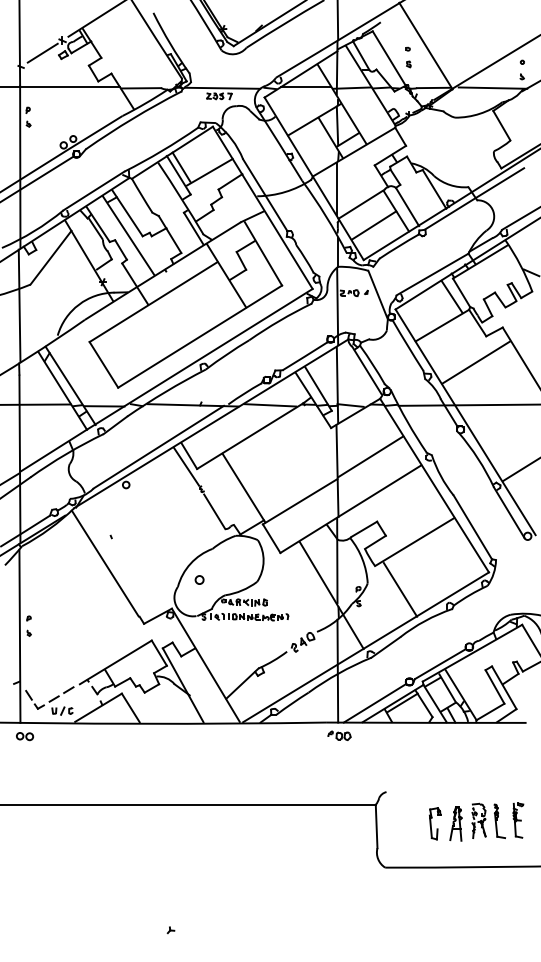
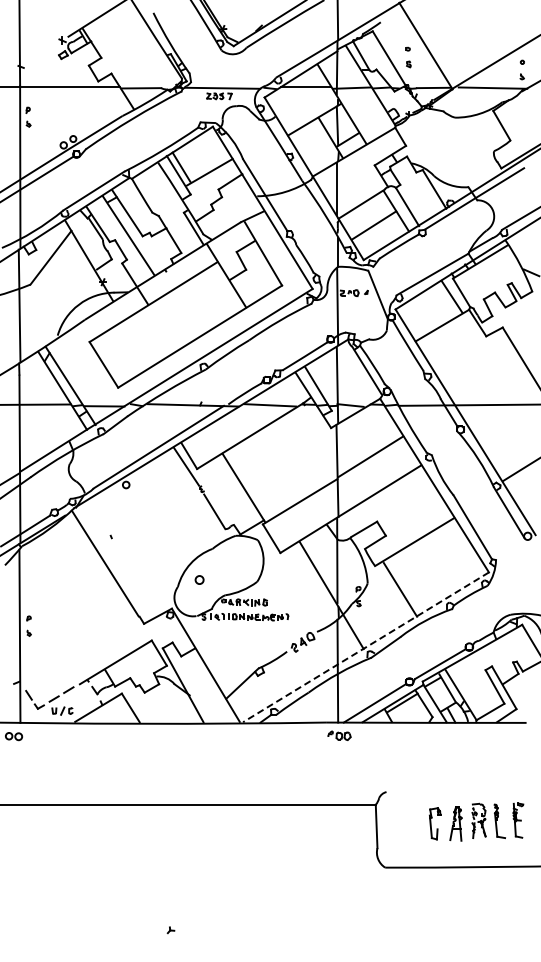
line: present -> none (42, 52)
line: present -> none (475, 362)
line: solid -> dashed (366, 647)
part position: (25, 736) -> (14, 736) (14, 736)
